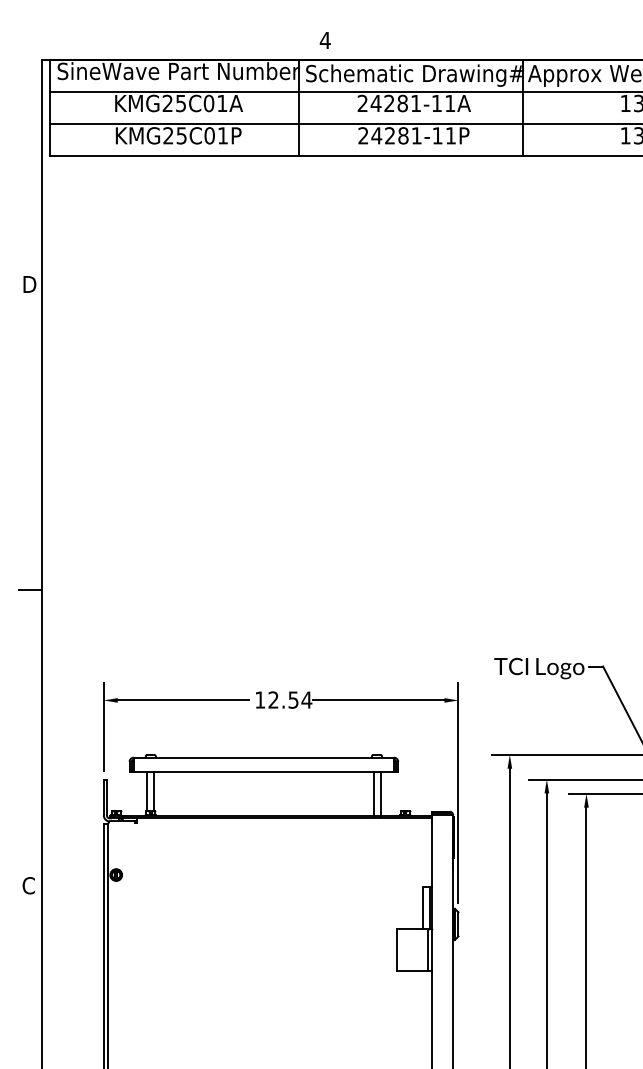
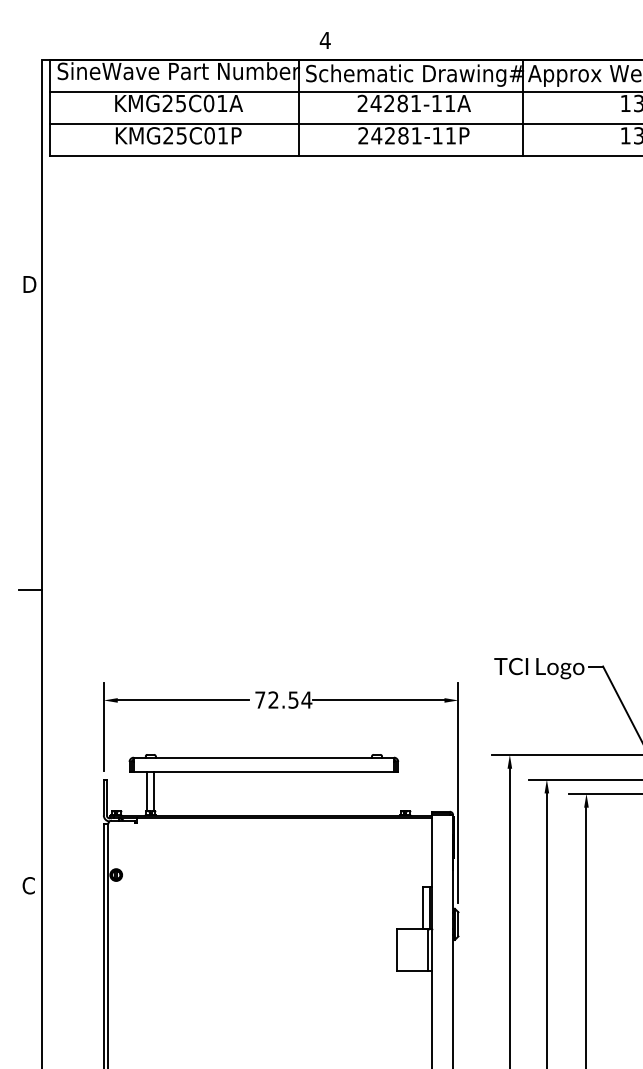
text: 12.54 -> 72.54 (260, 699)
line: present -> none (373, 793)
line: present -> none (380, 793)
